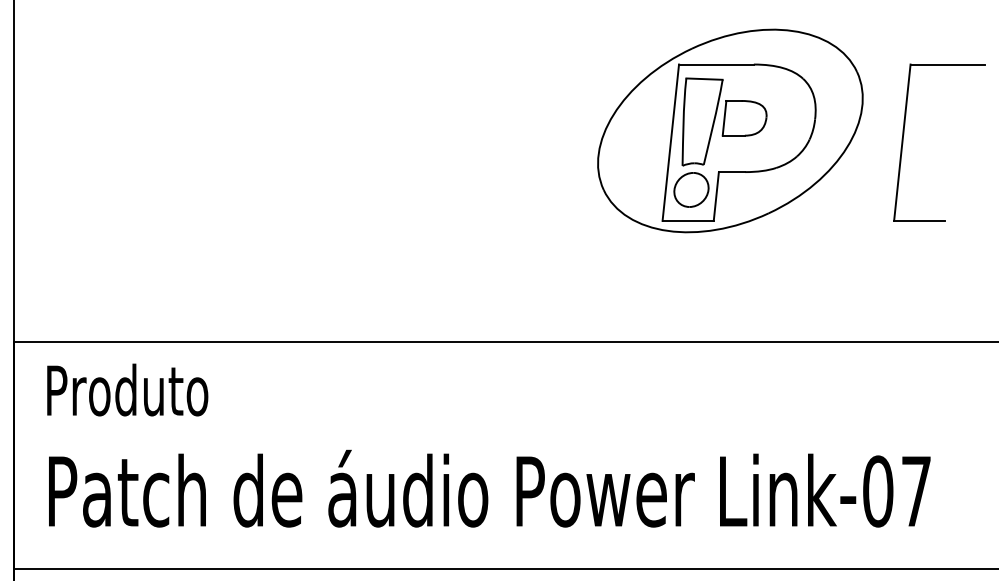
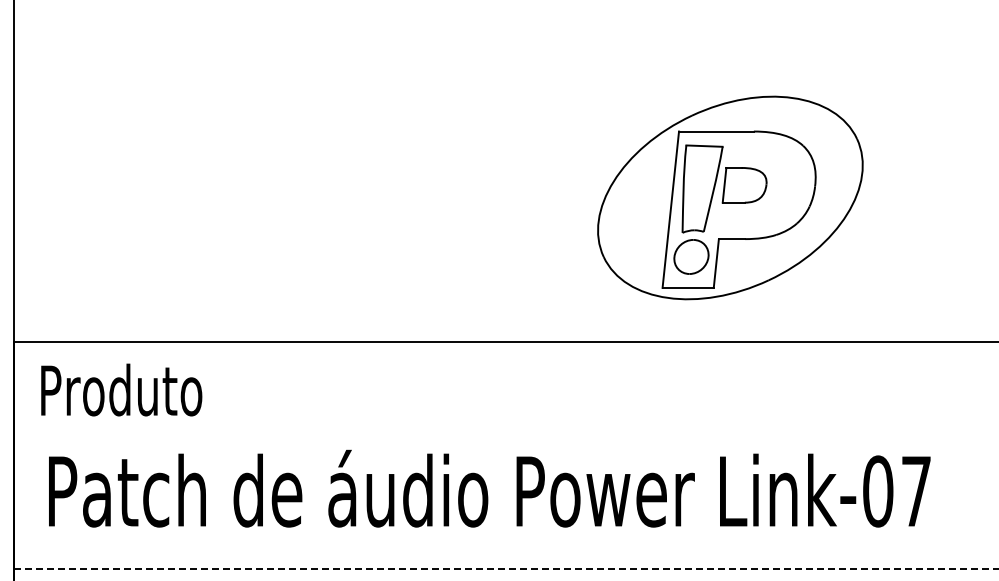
part position: (730, 130) -> (730, 197) (730, 197)
part: present -> none (904, 134)
text position: (127, 389) -> (121, 389) (121, 389)
line: solid -> dashed (506, 568)
